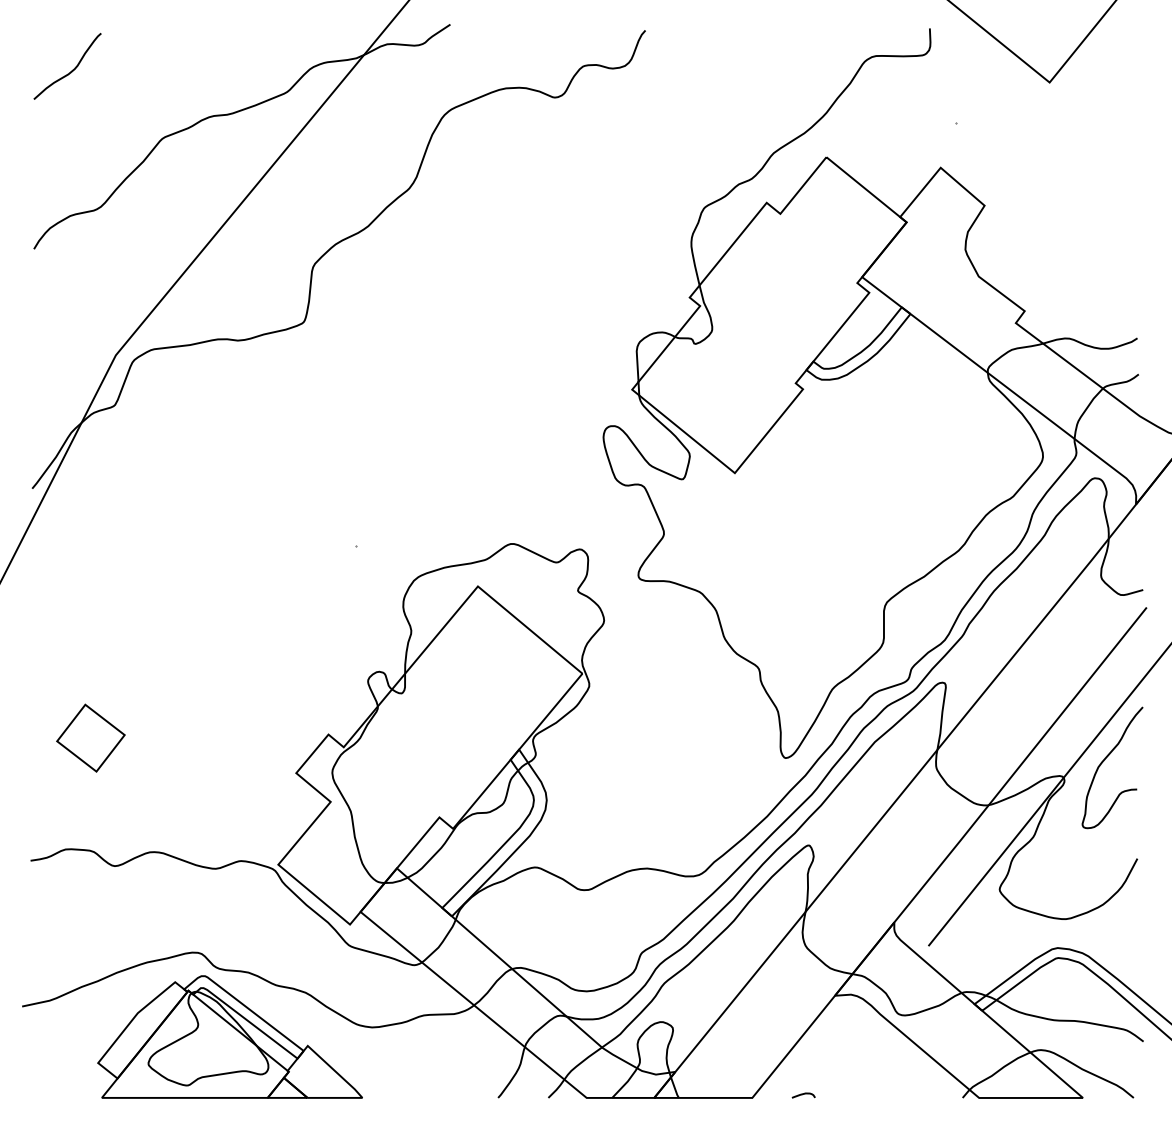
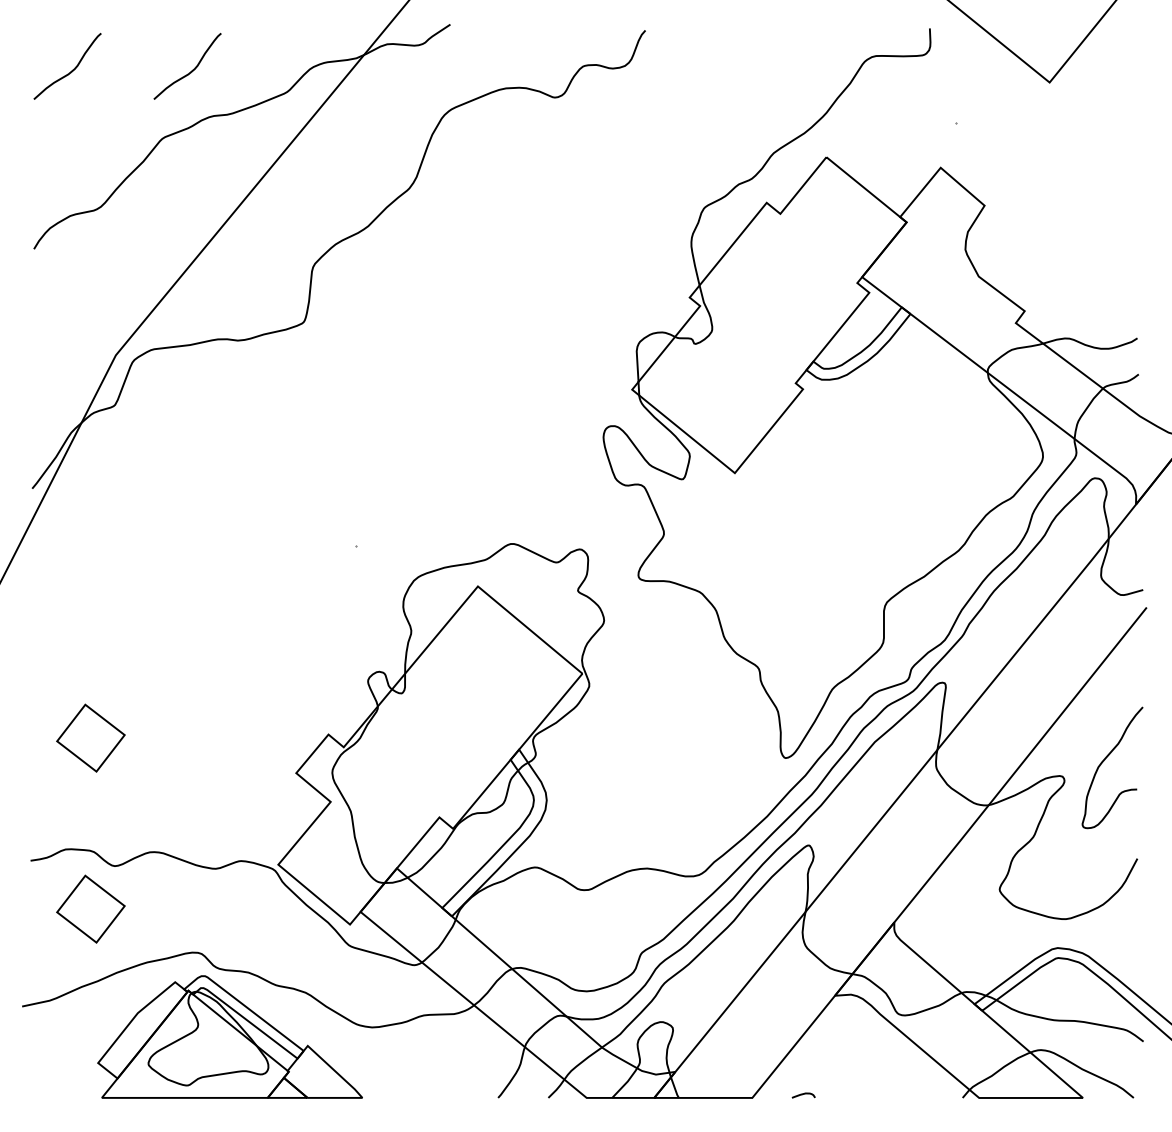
curve: none -> present (191, 70)
line: present -> none (1048, 795)
part: none -> present (90, 908)
